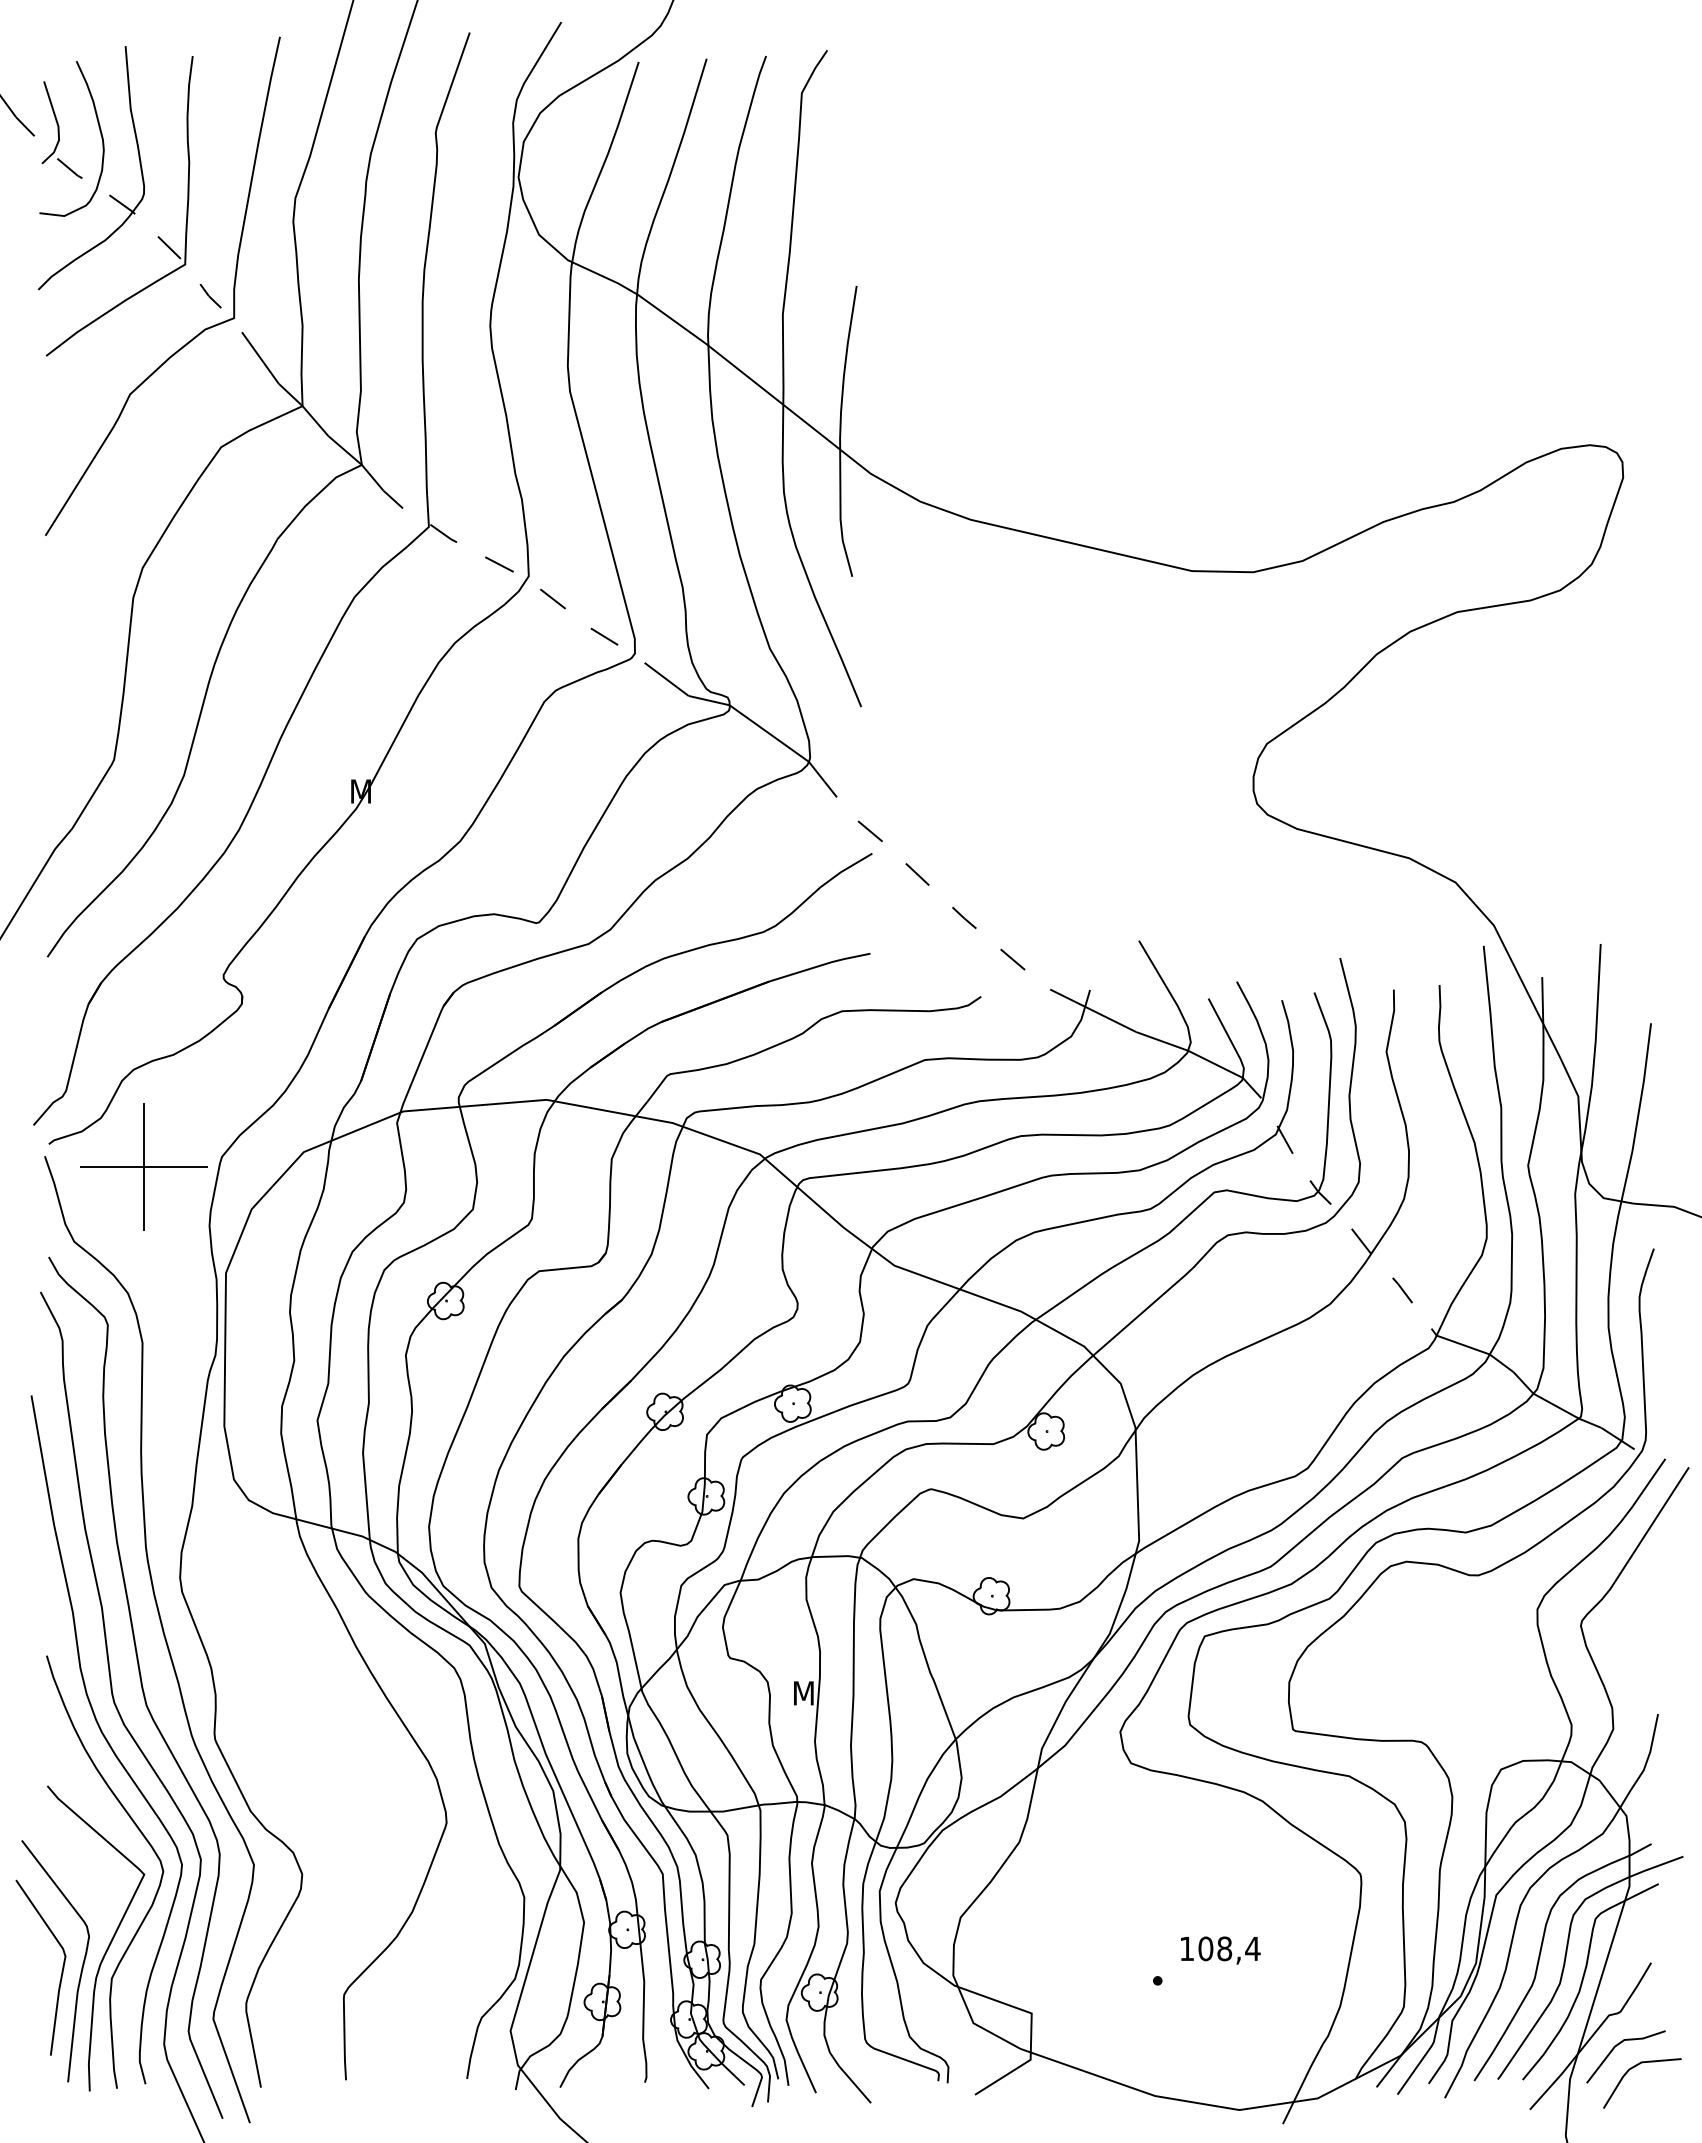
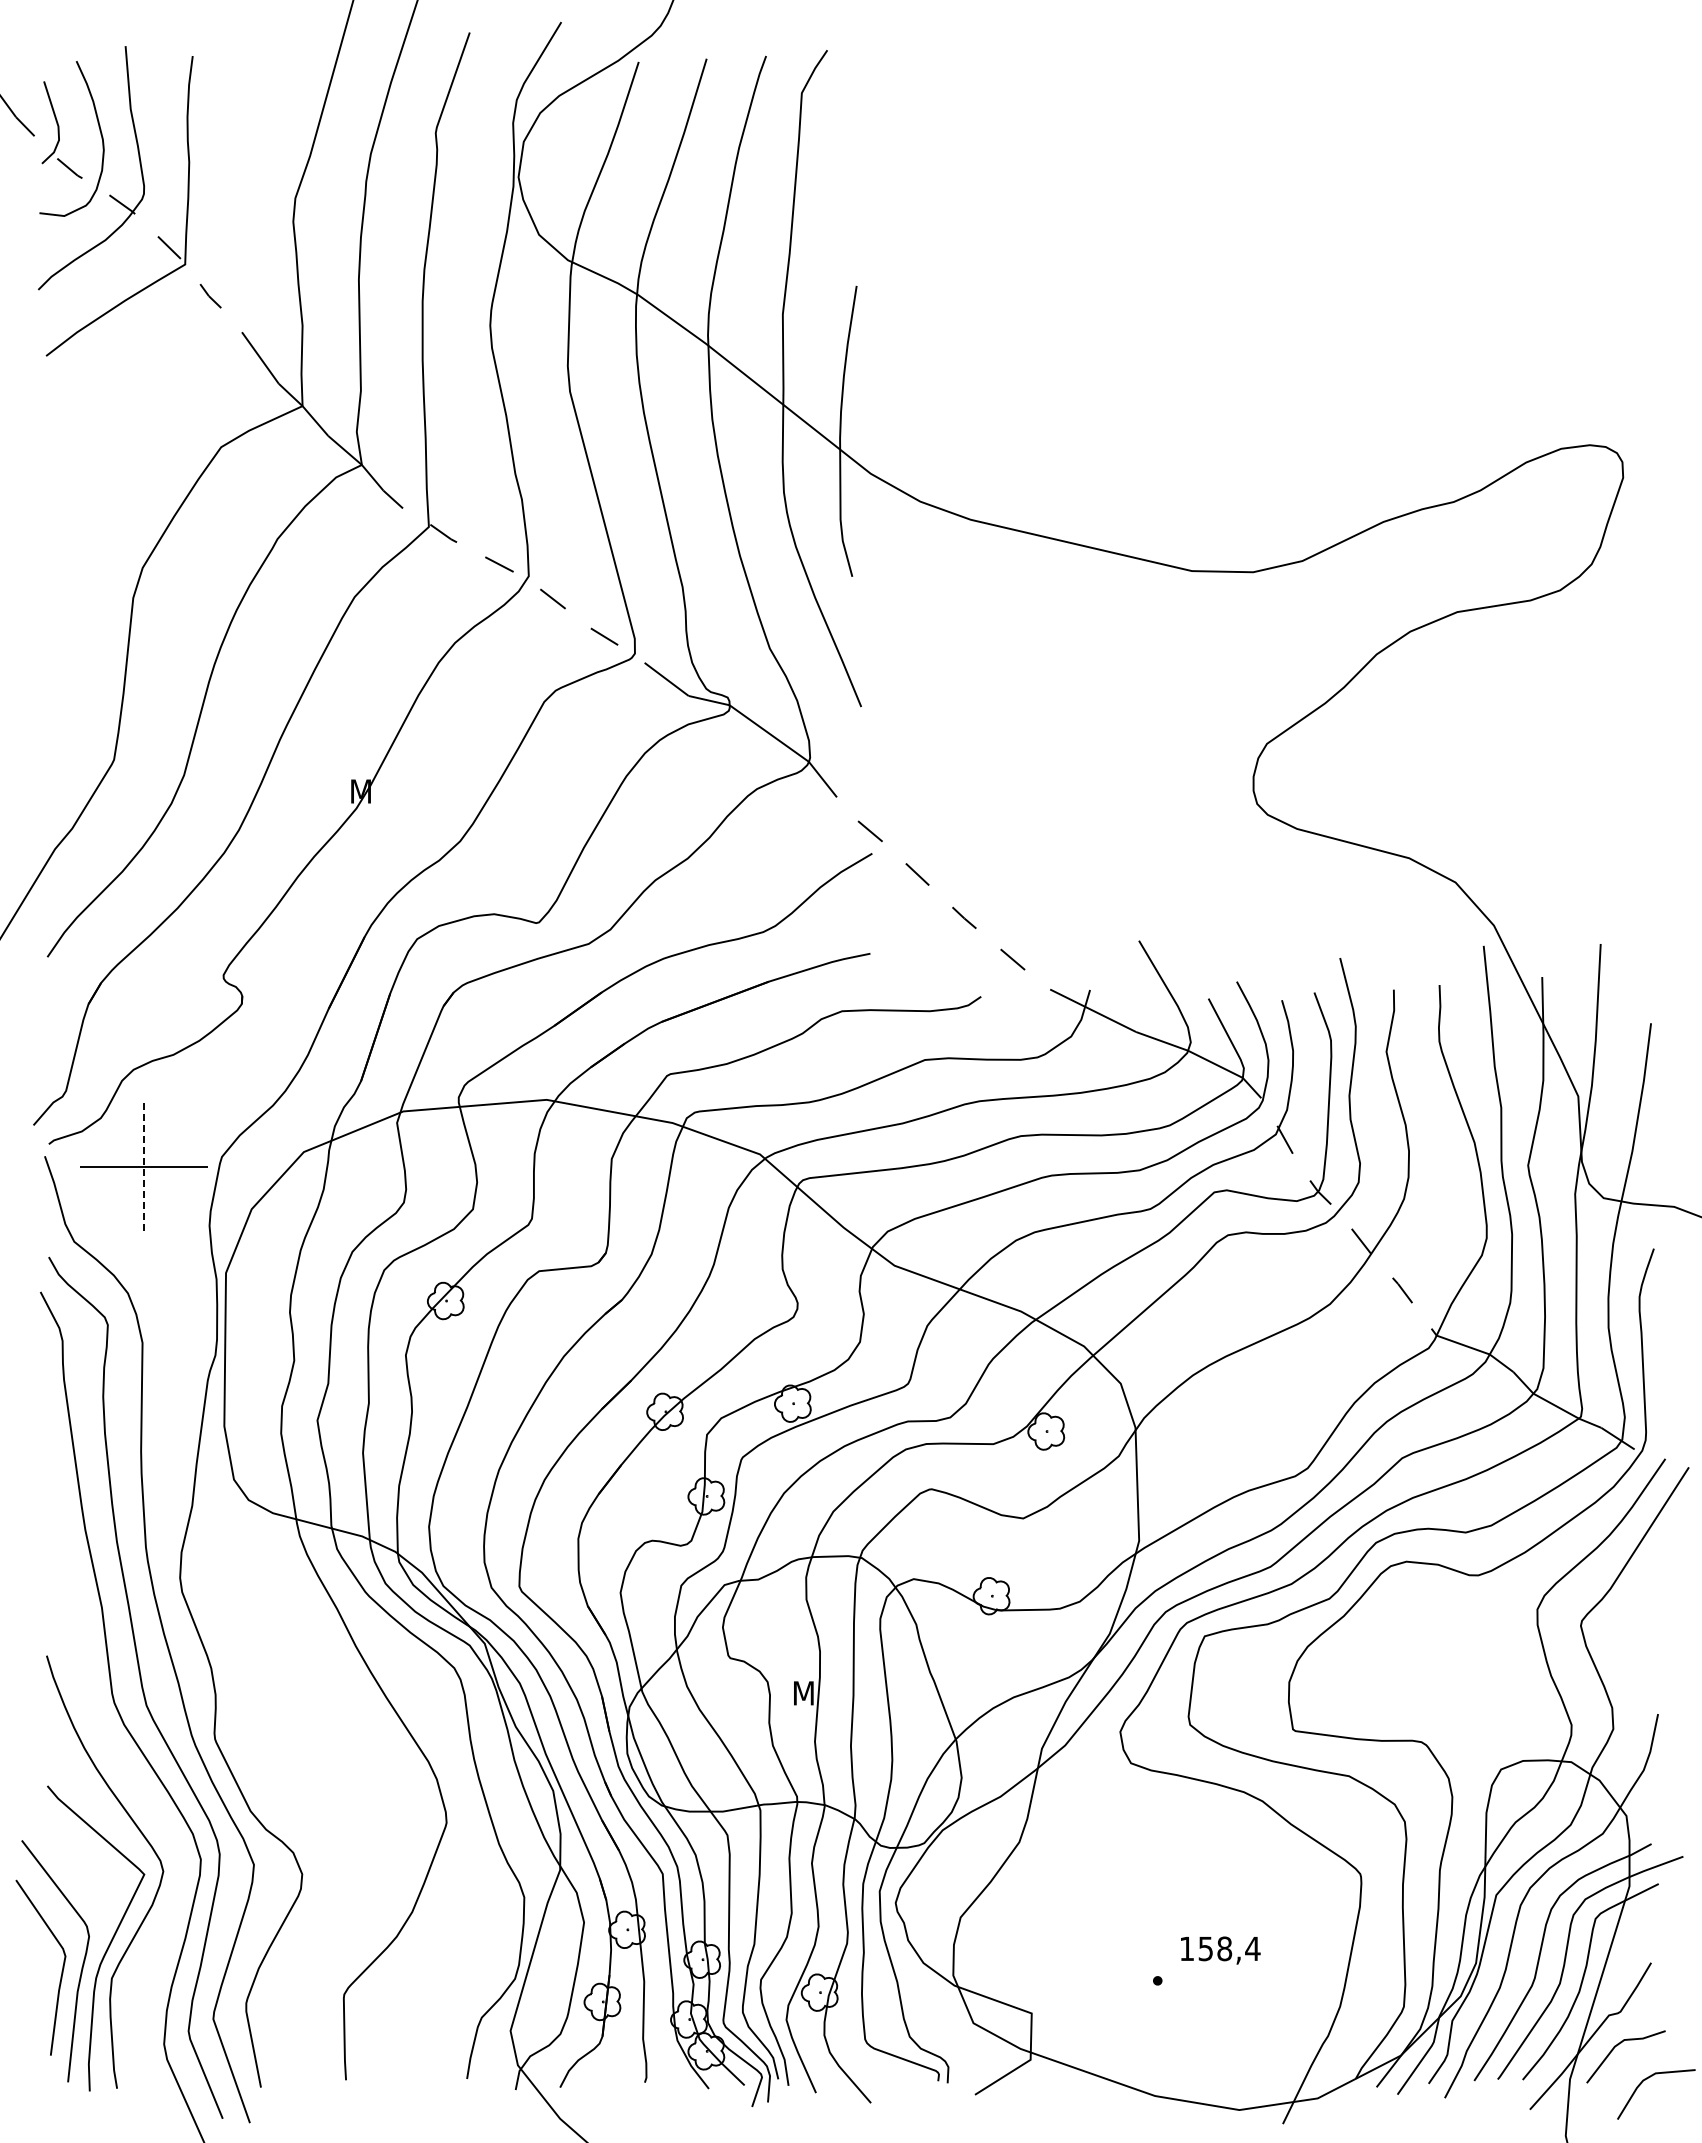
curve: present -> none (199, 332)
line: solid -> dashed (144, 1167)
curve: present -> none (106, 1739)
text: 108,4 -> 158,4 (1205, 1948)
line position: (1633, 2068) -> (1647, 2079) (1647, 2079)
